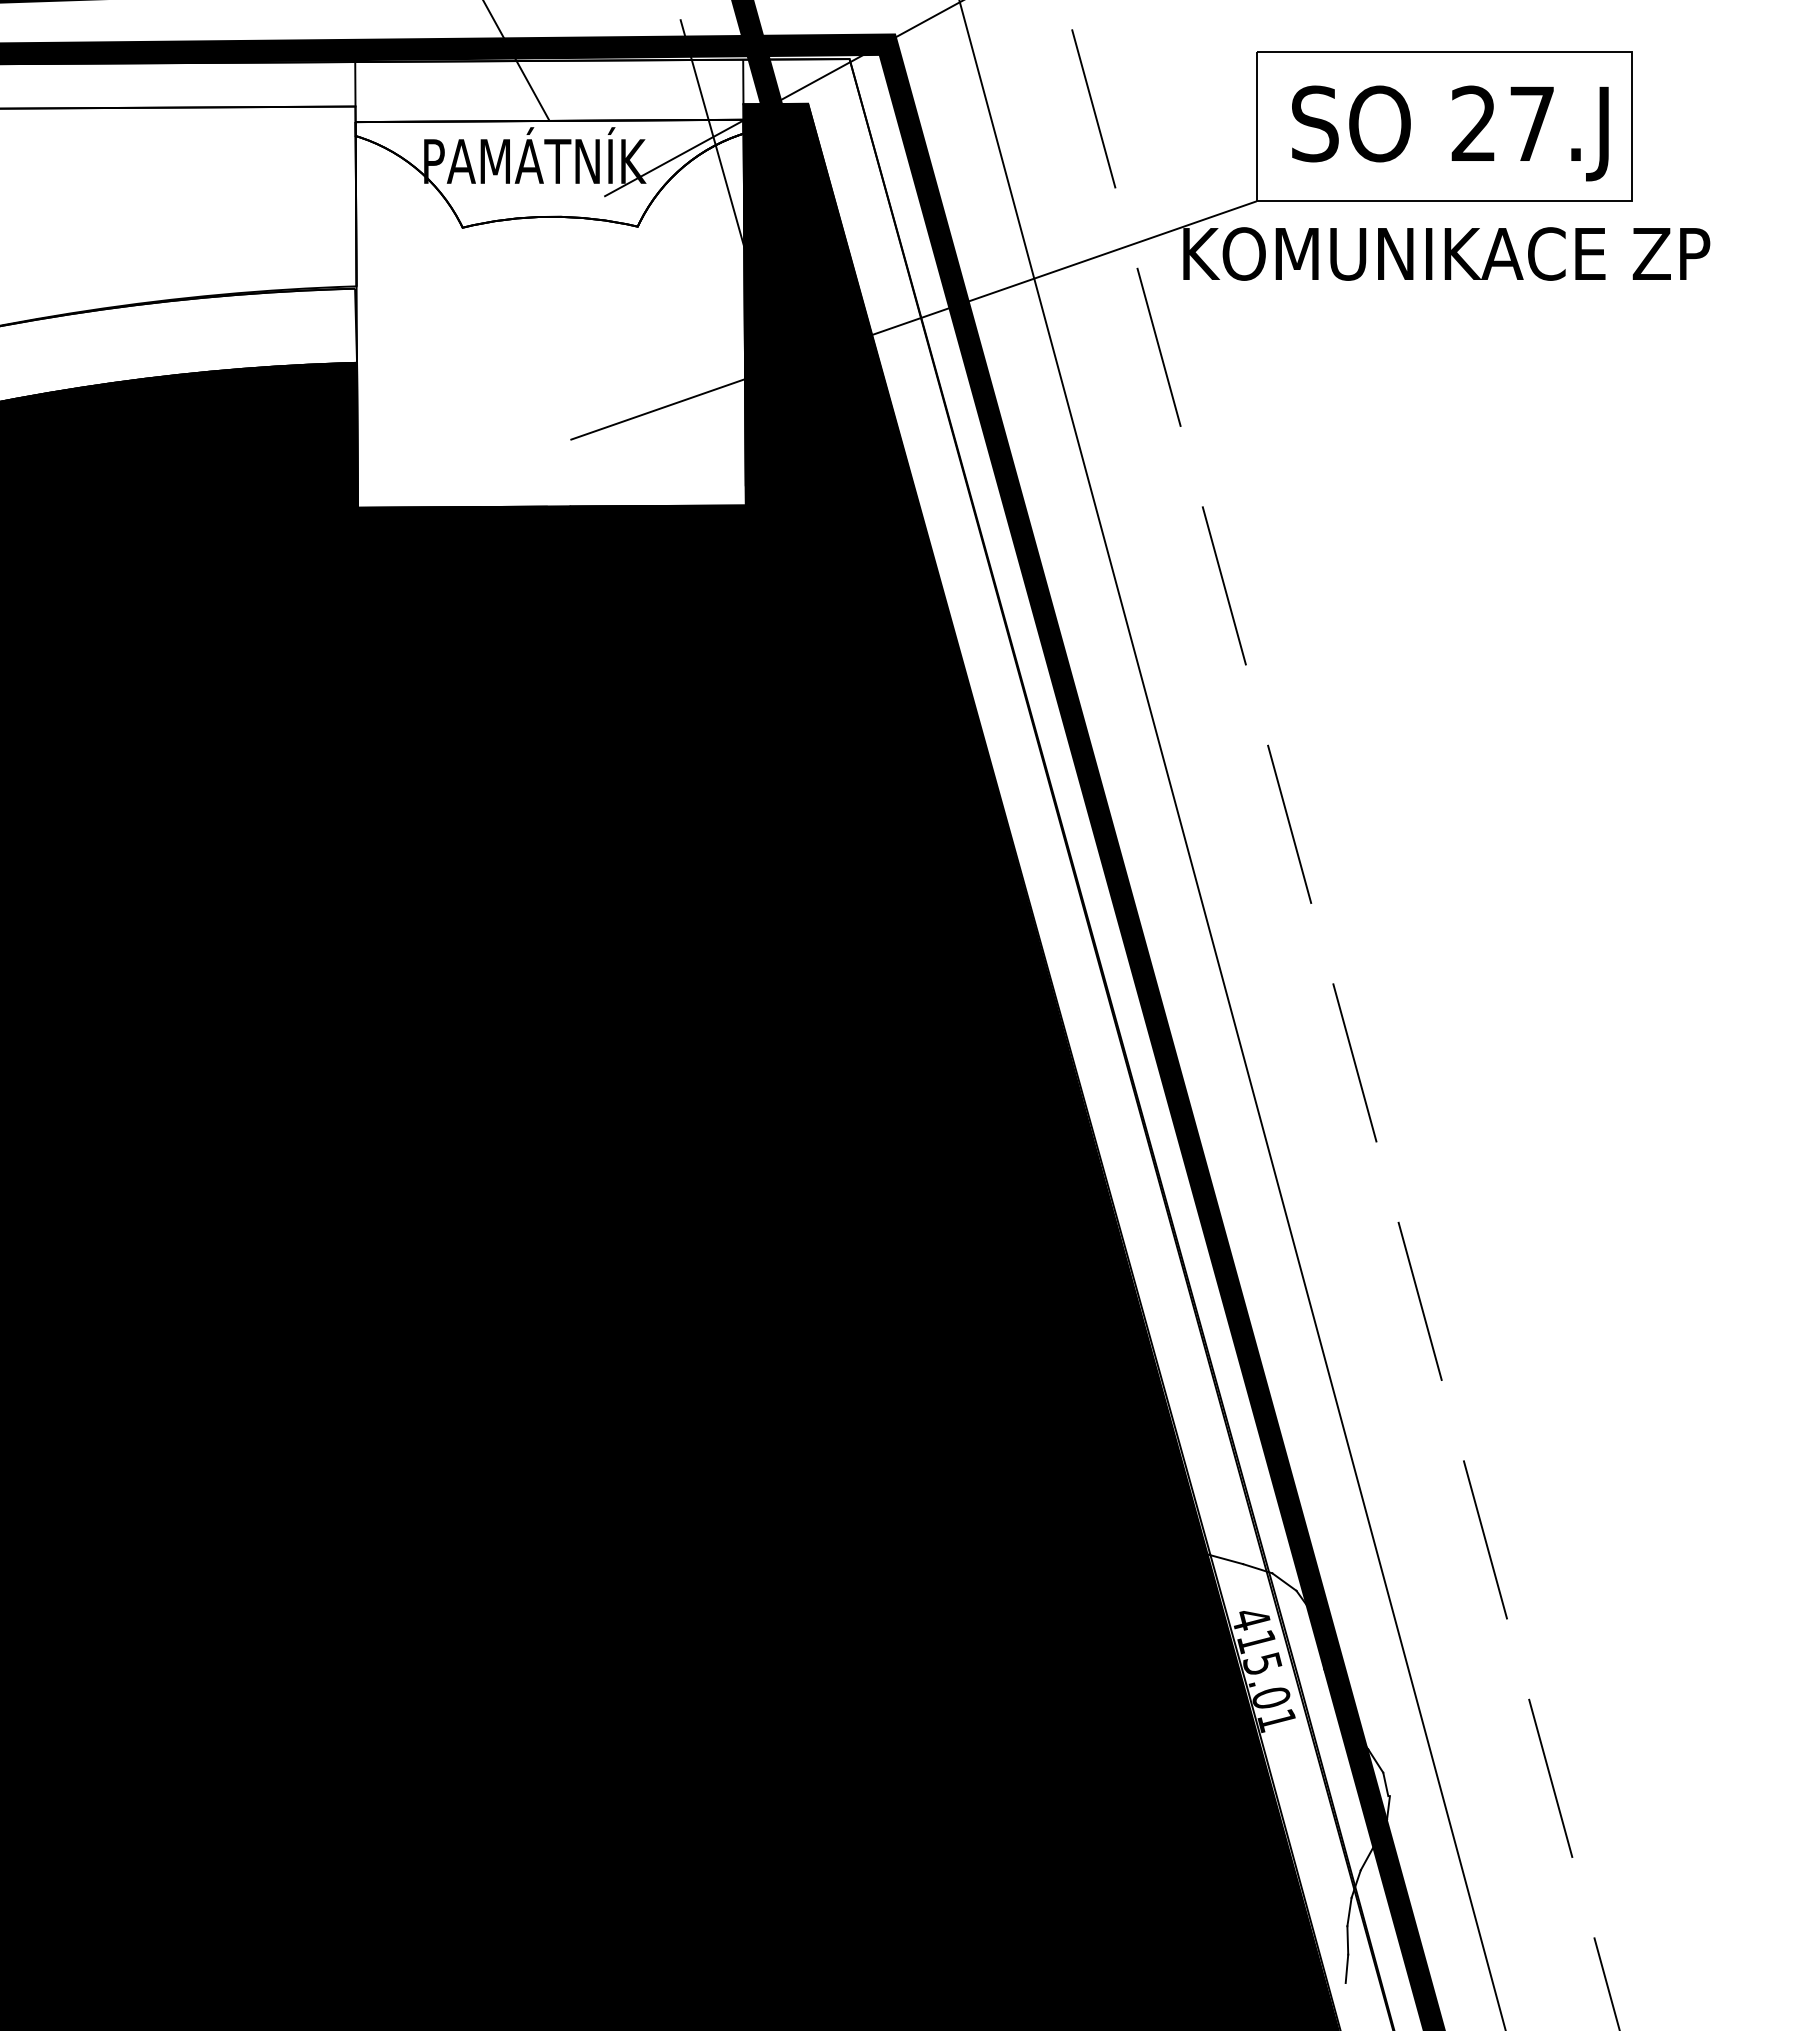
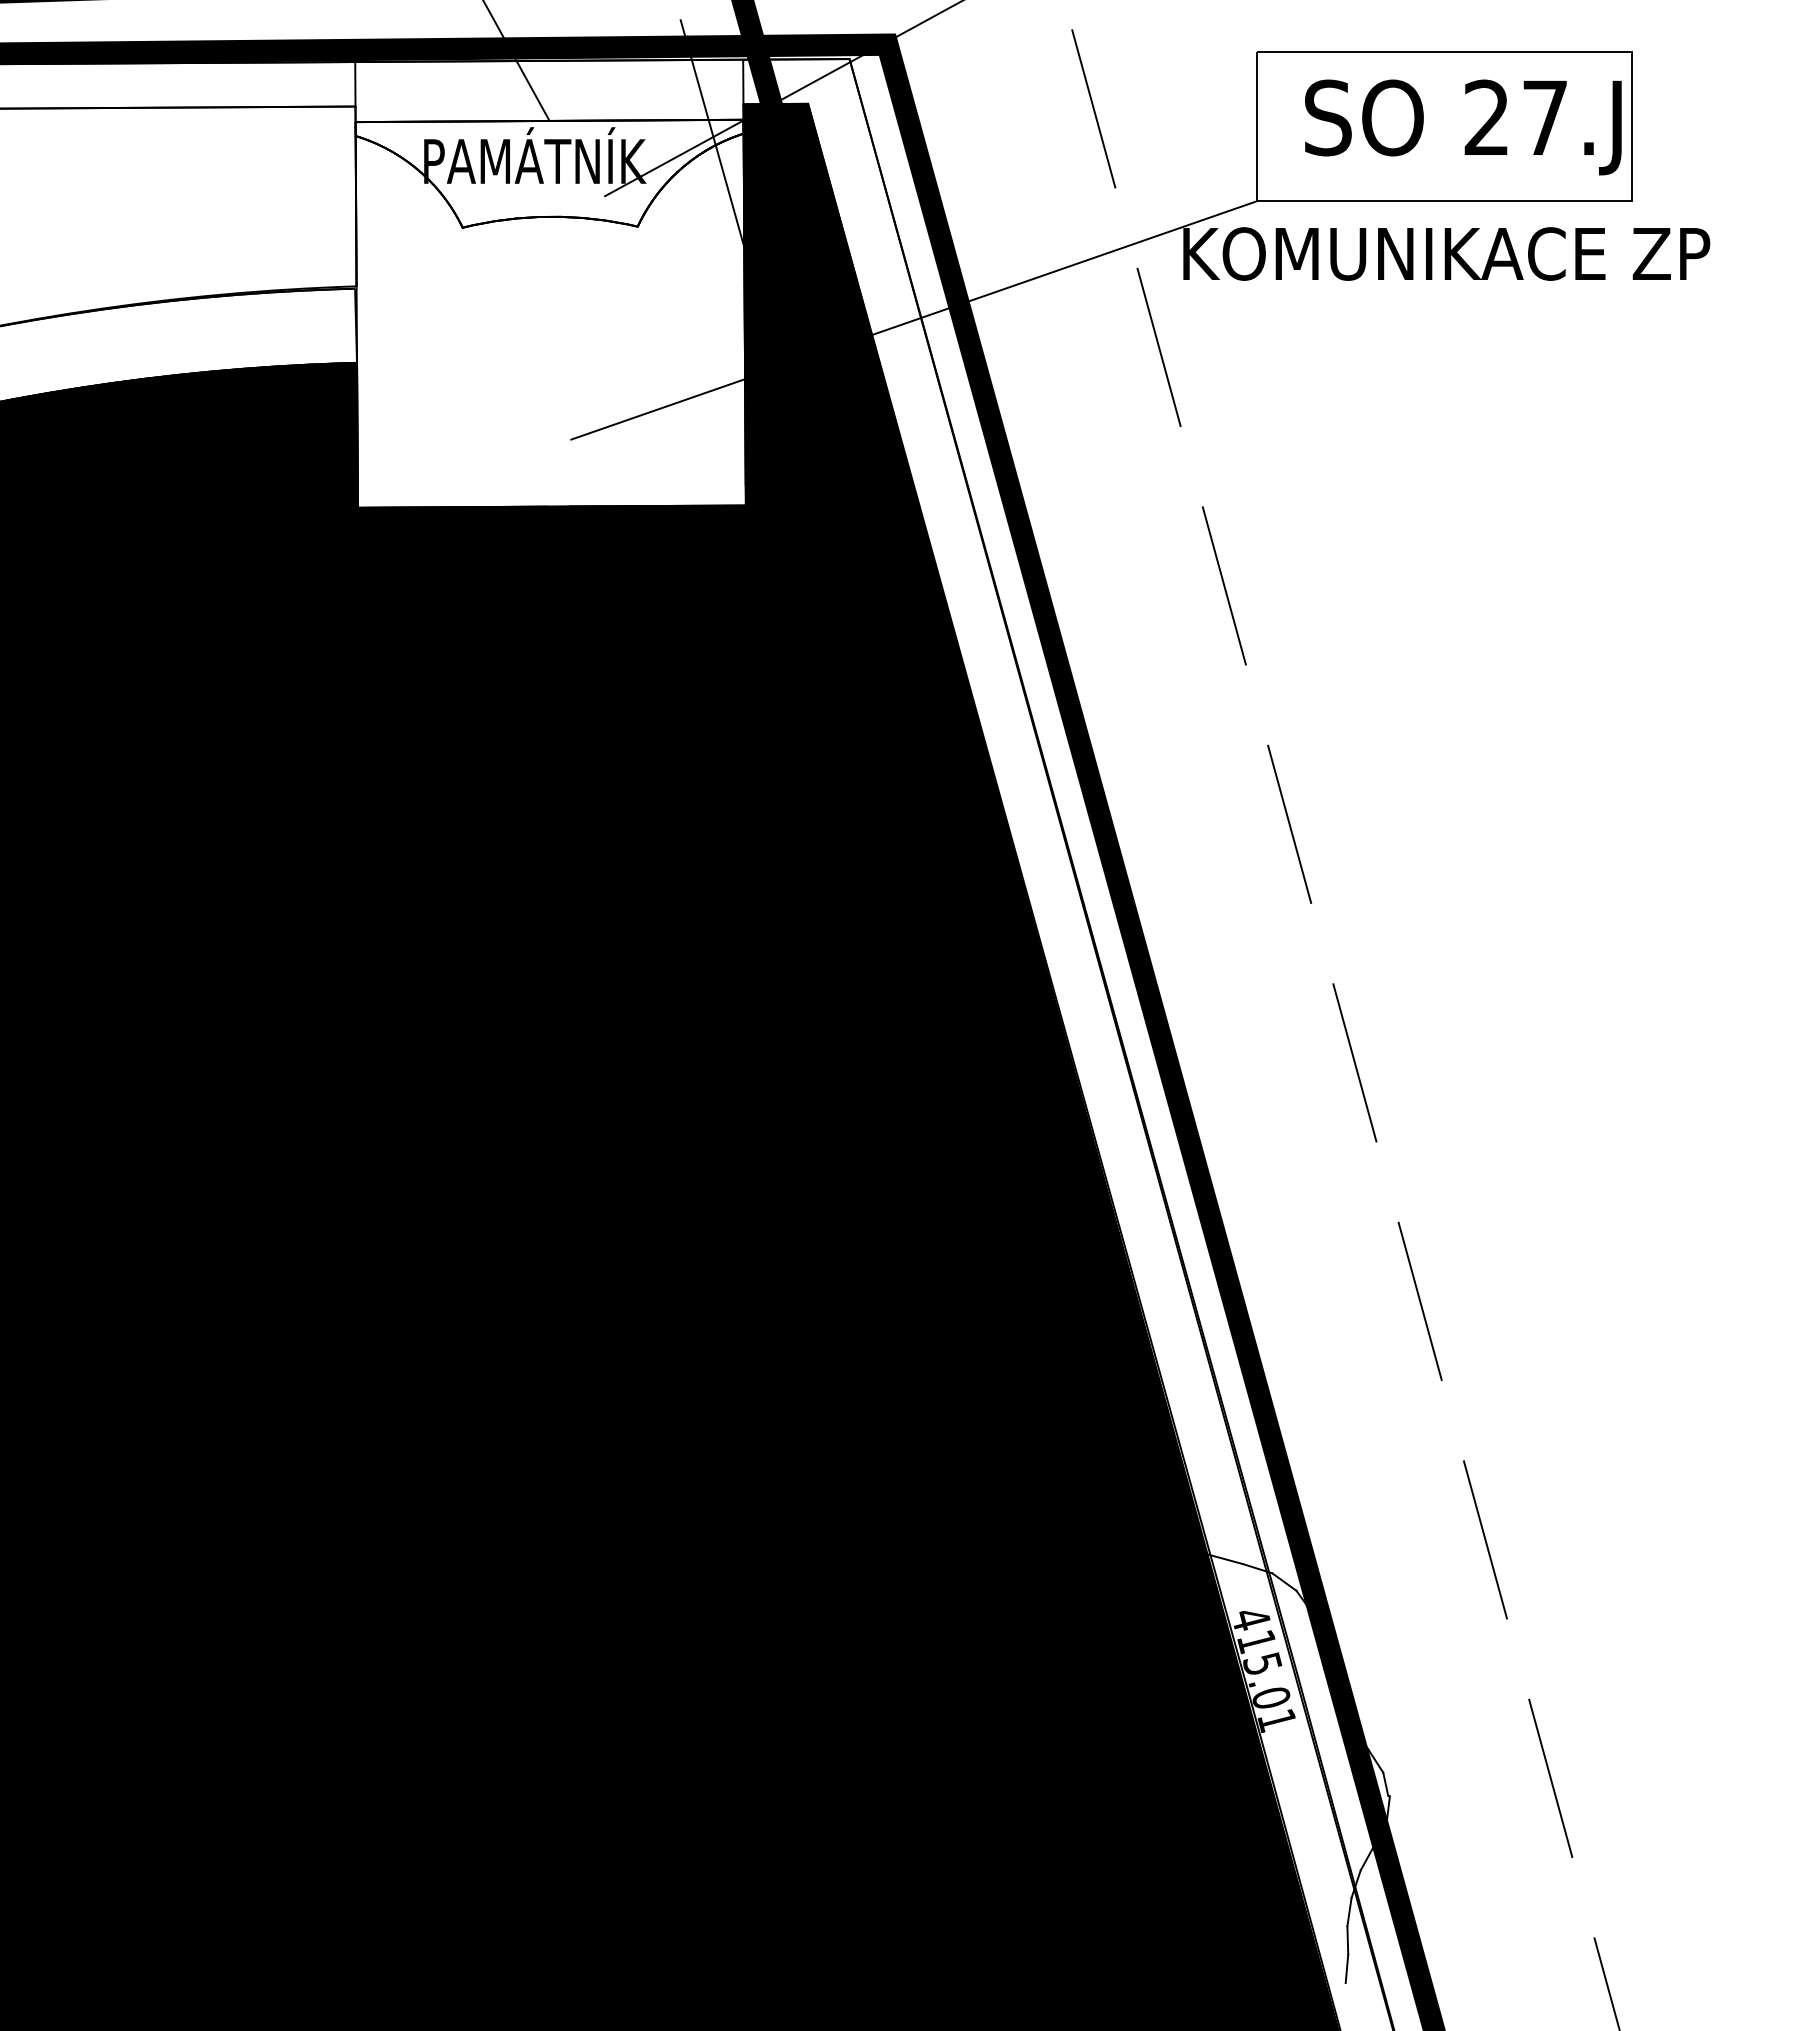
text position: (1450, 133) -> (1463, 127) (1463, 127)
line: present -> none (1232, 1014)
